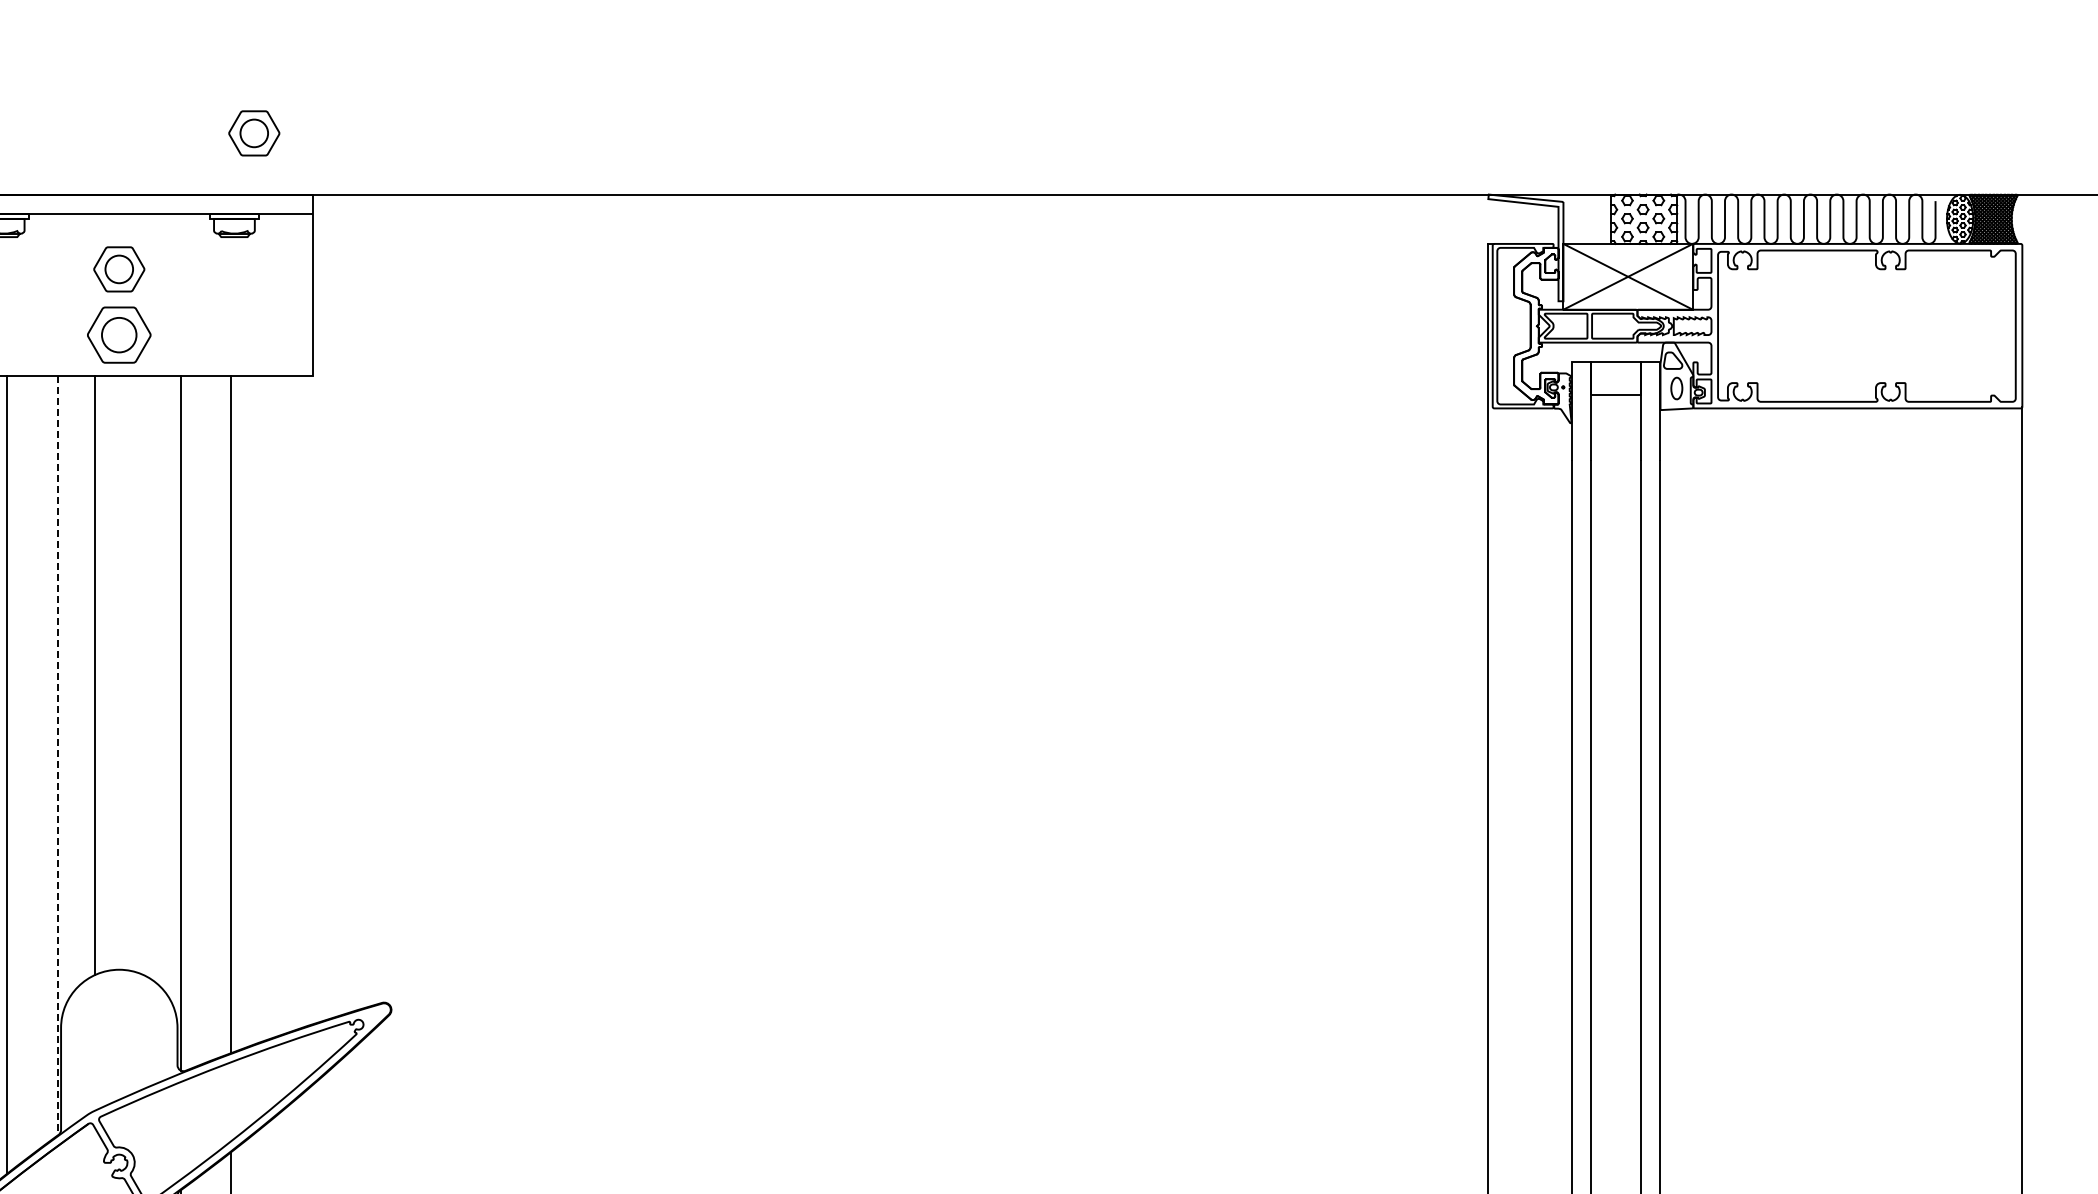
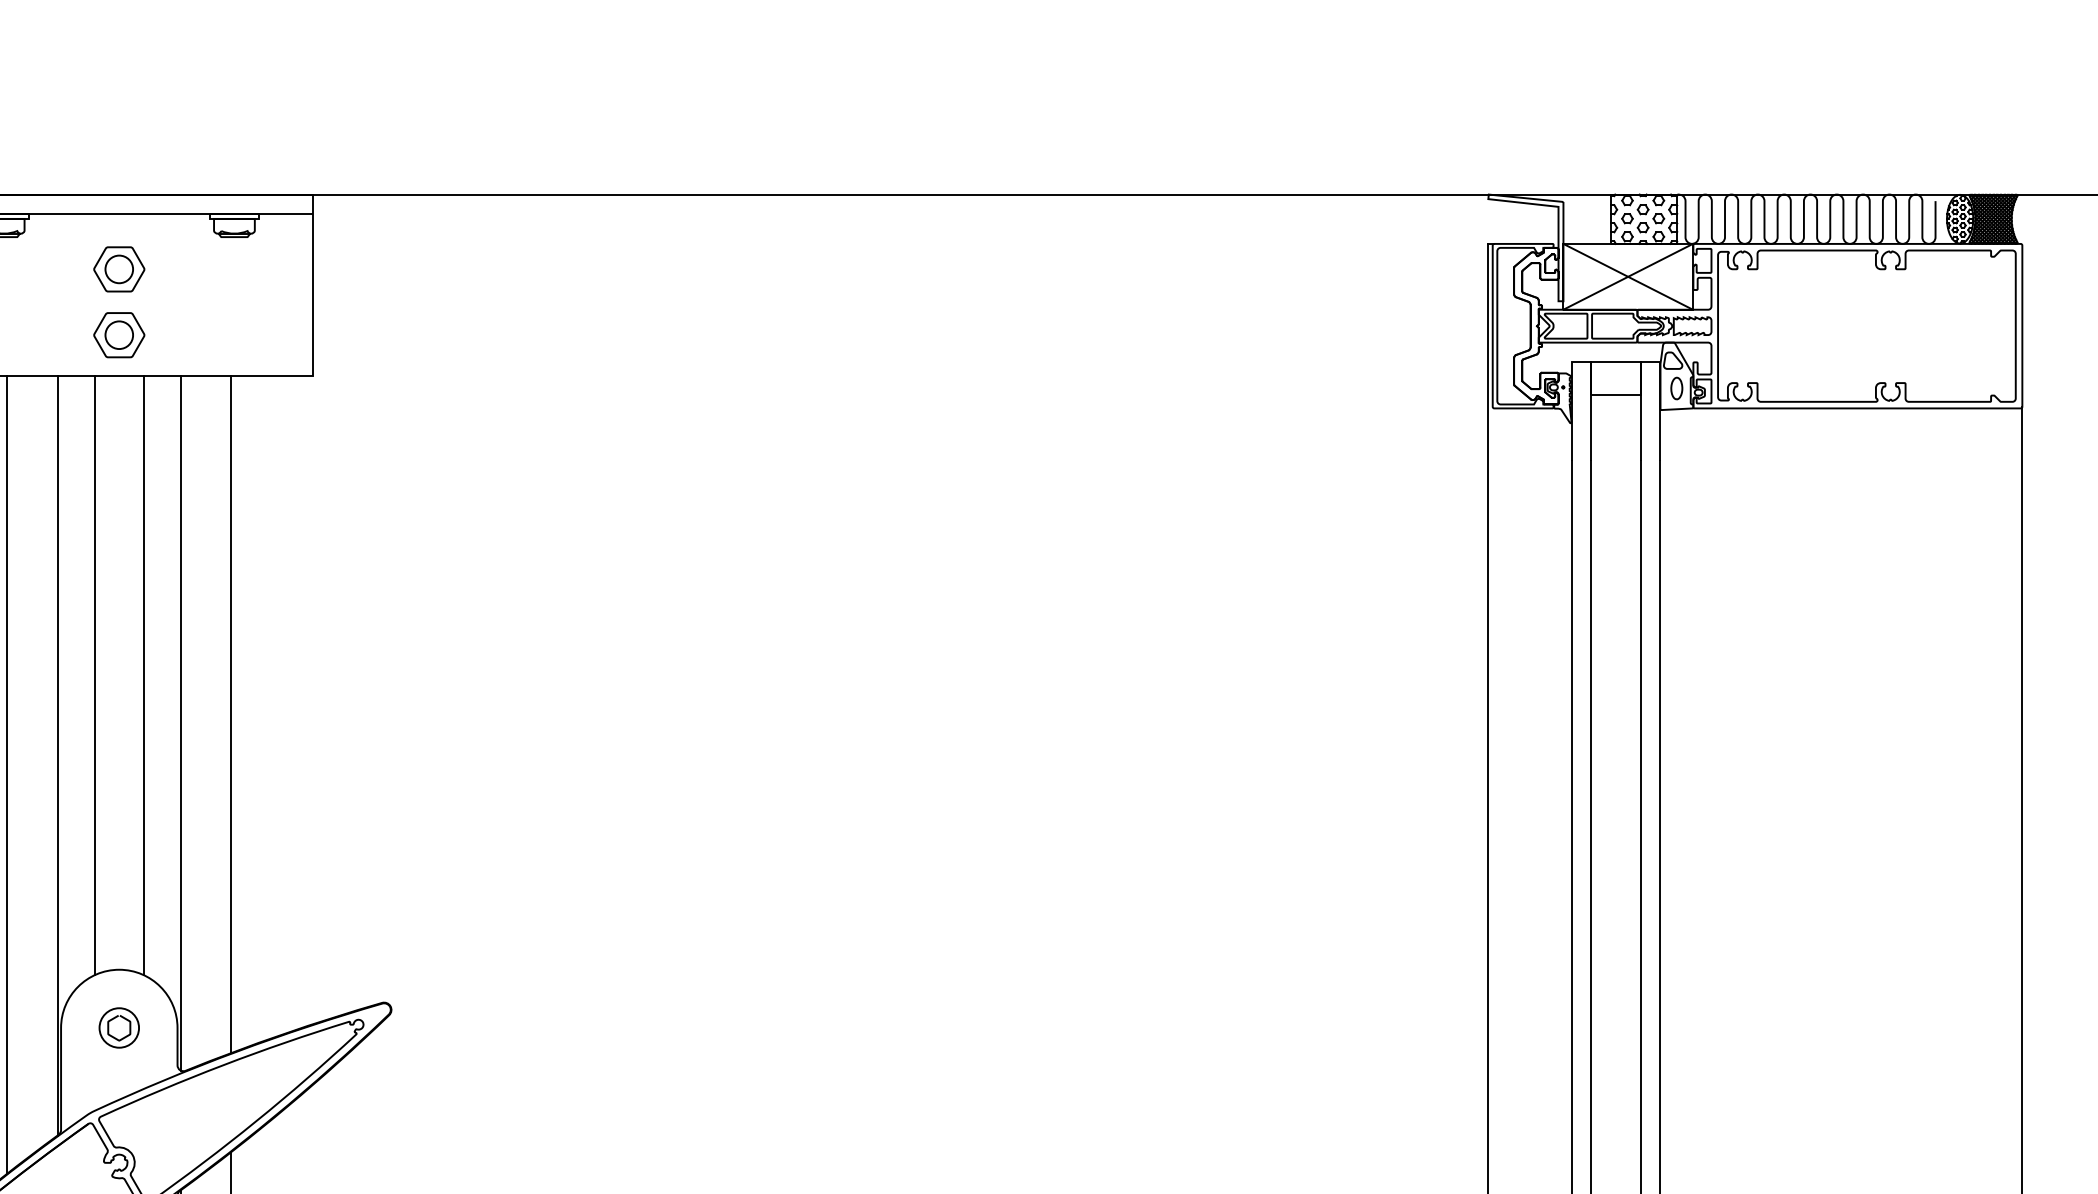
part: present -> none (254, 133)
part size: 65x58 px -> 53x47 px (119, 335)
line: none -> present (143, 675)
line: dashed -> solid (57, 756)
part: none -> present (118, 1027)
